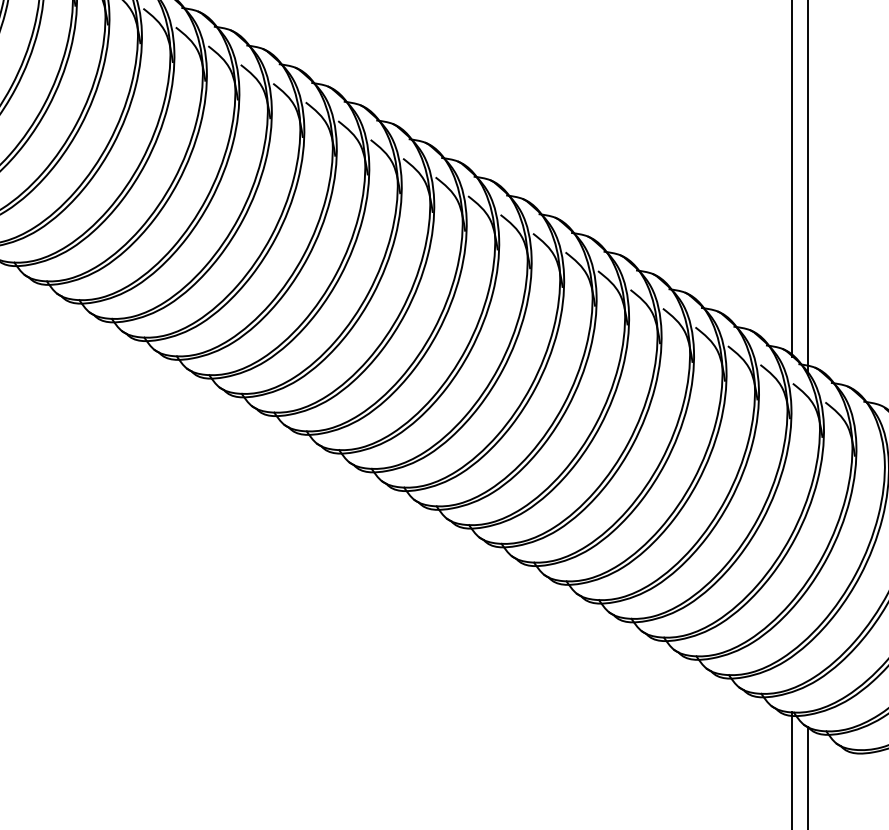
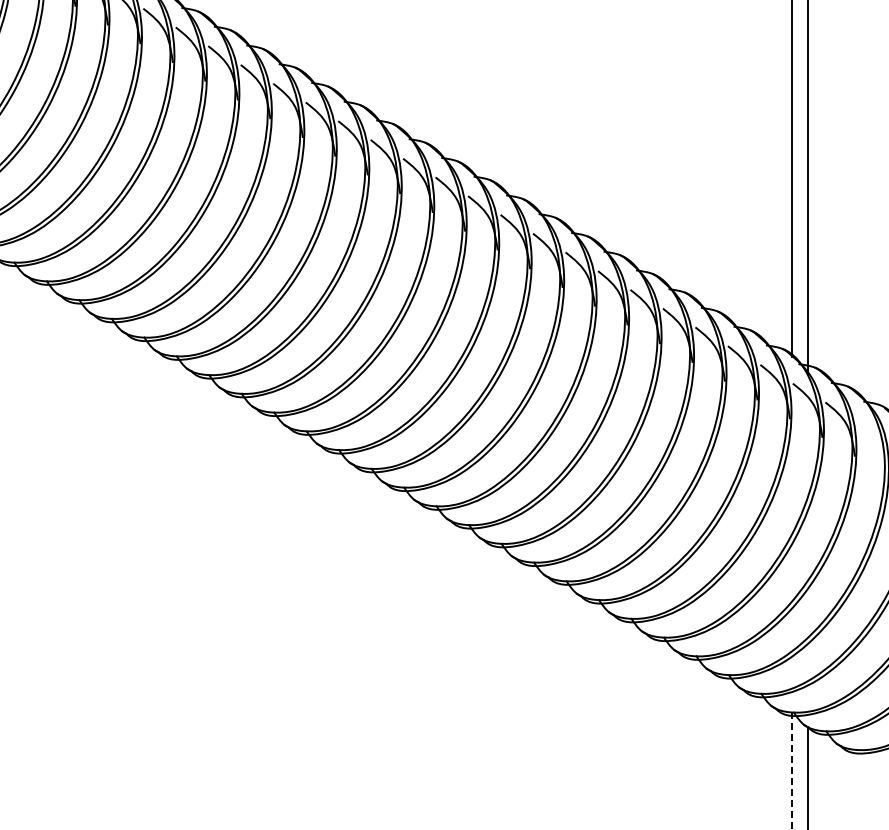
line: solid -> dashed (792, 771)
